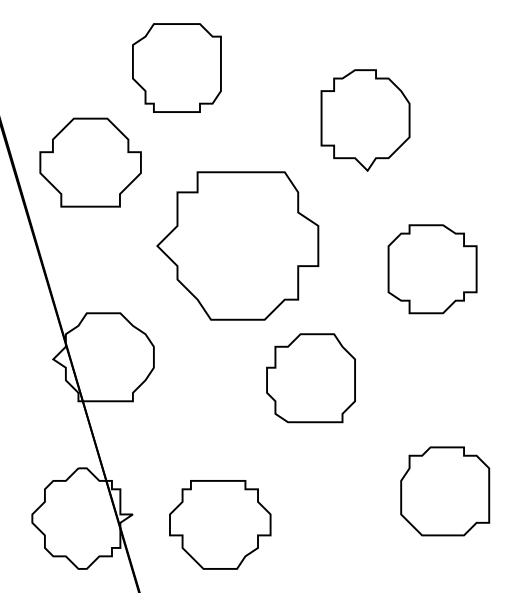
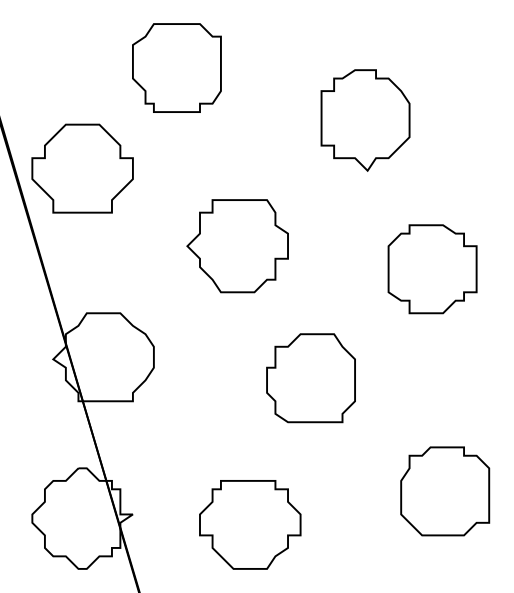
part position: (90, 162) -> (82, 168) (82, 168)
part size: 164x150 px -> 103x95 px (237, 246)
part position: (220, 524) -> (250, 524) (250, 524)
